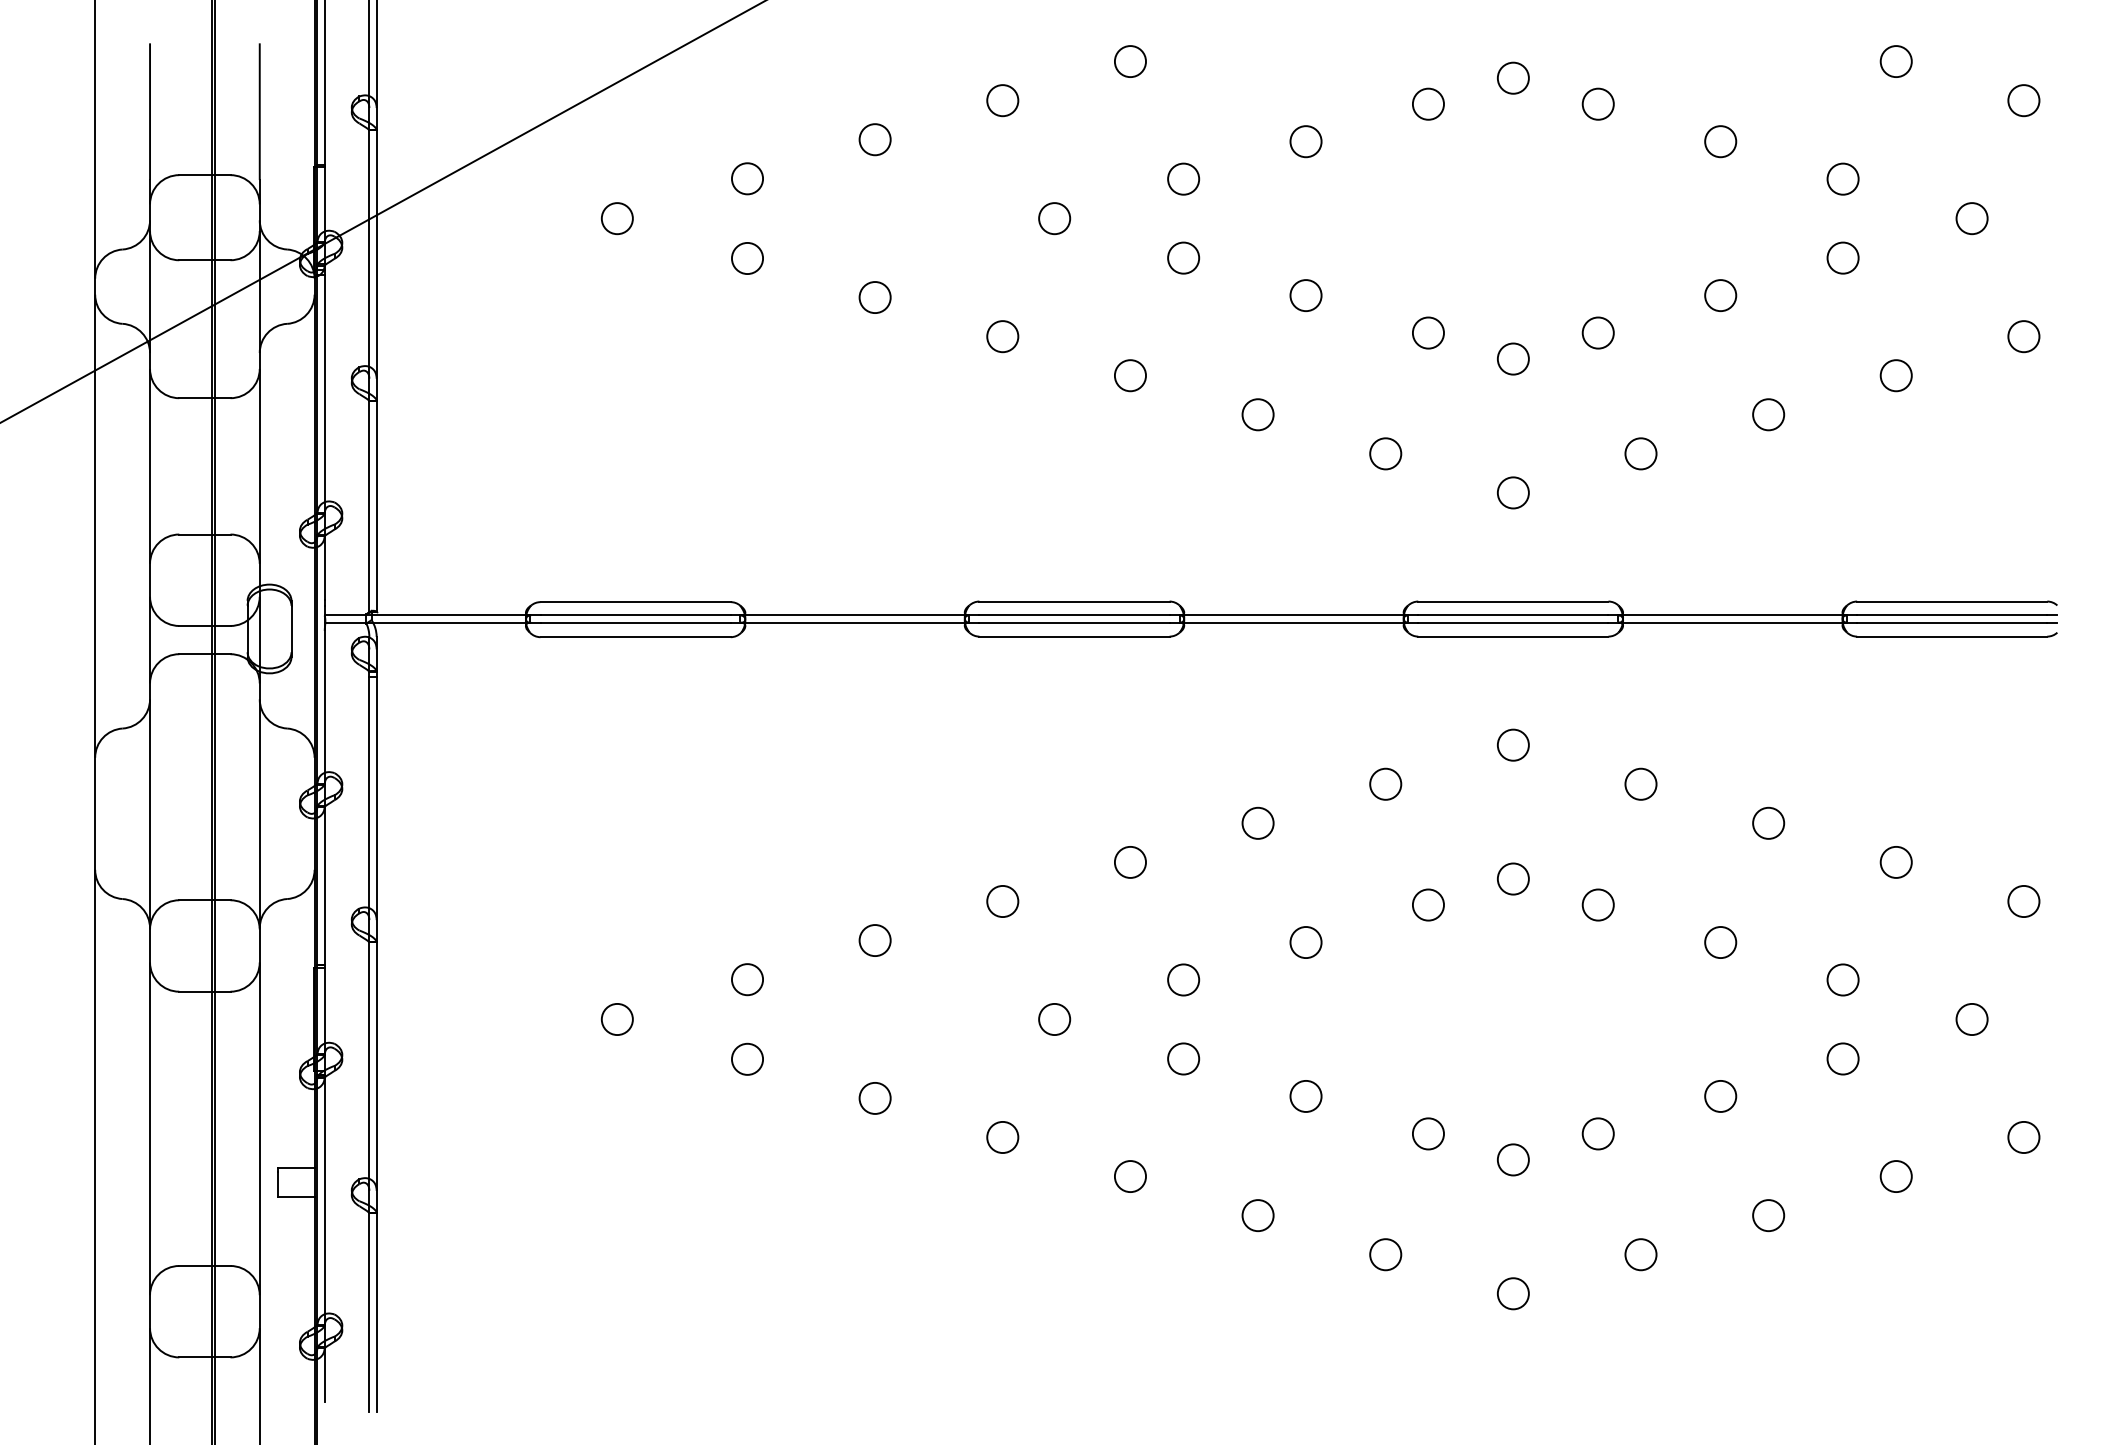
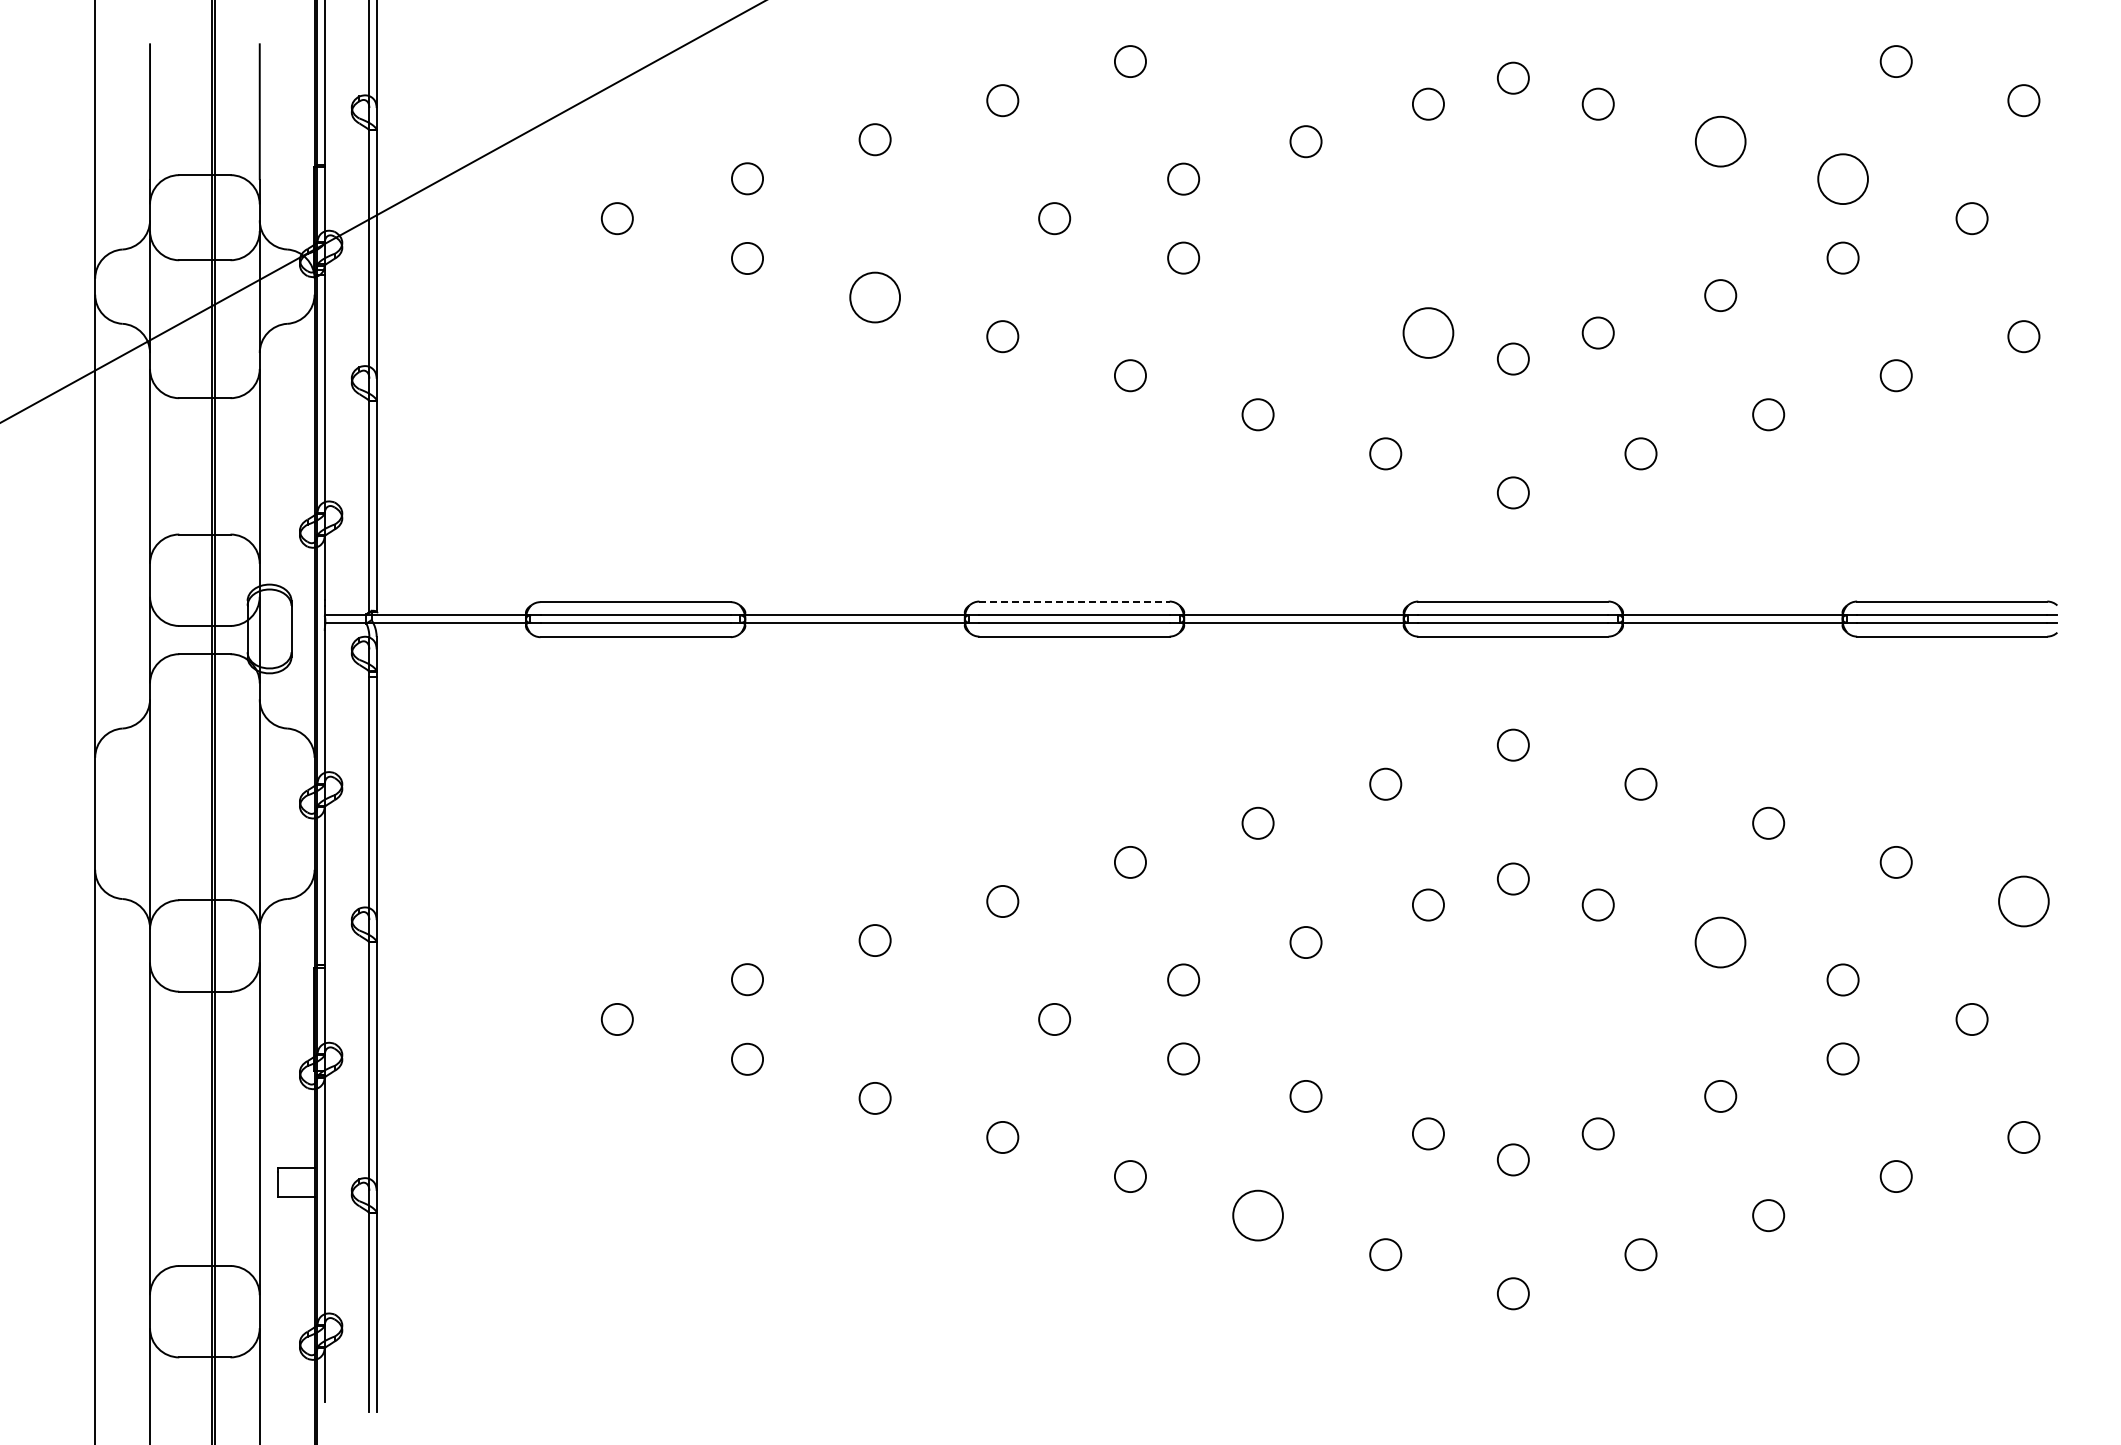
circle diameter: 31 px -> 50 px (1720, 141)
circle diameter: 31 px -> 50 px (1842, 179)
circle: present -> none (1305, 295)
circle diameter: 31 px -> 50 px (875, 297)
circle diameter: 31 px -> 50 px (1428, 332)
line: solid -> dashed (1075, 601)
circle diameter: 31 px -> 50 px (2023, 901)
circle size: 34x33 px -> 53x53 px (1720, 942)
circle diameter: 31 px -> 50 px (1257, 1215)
